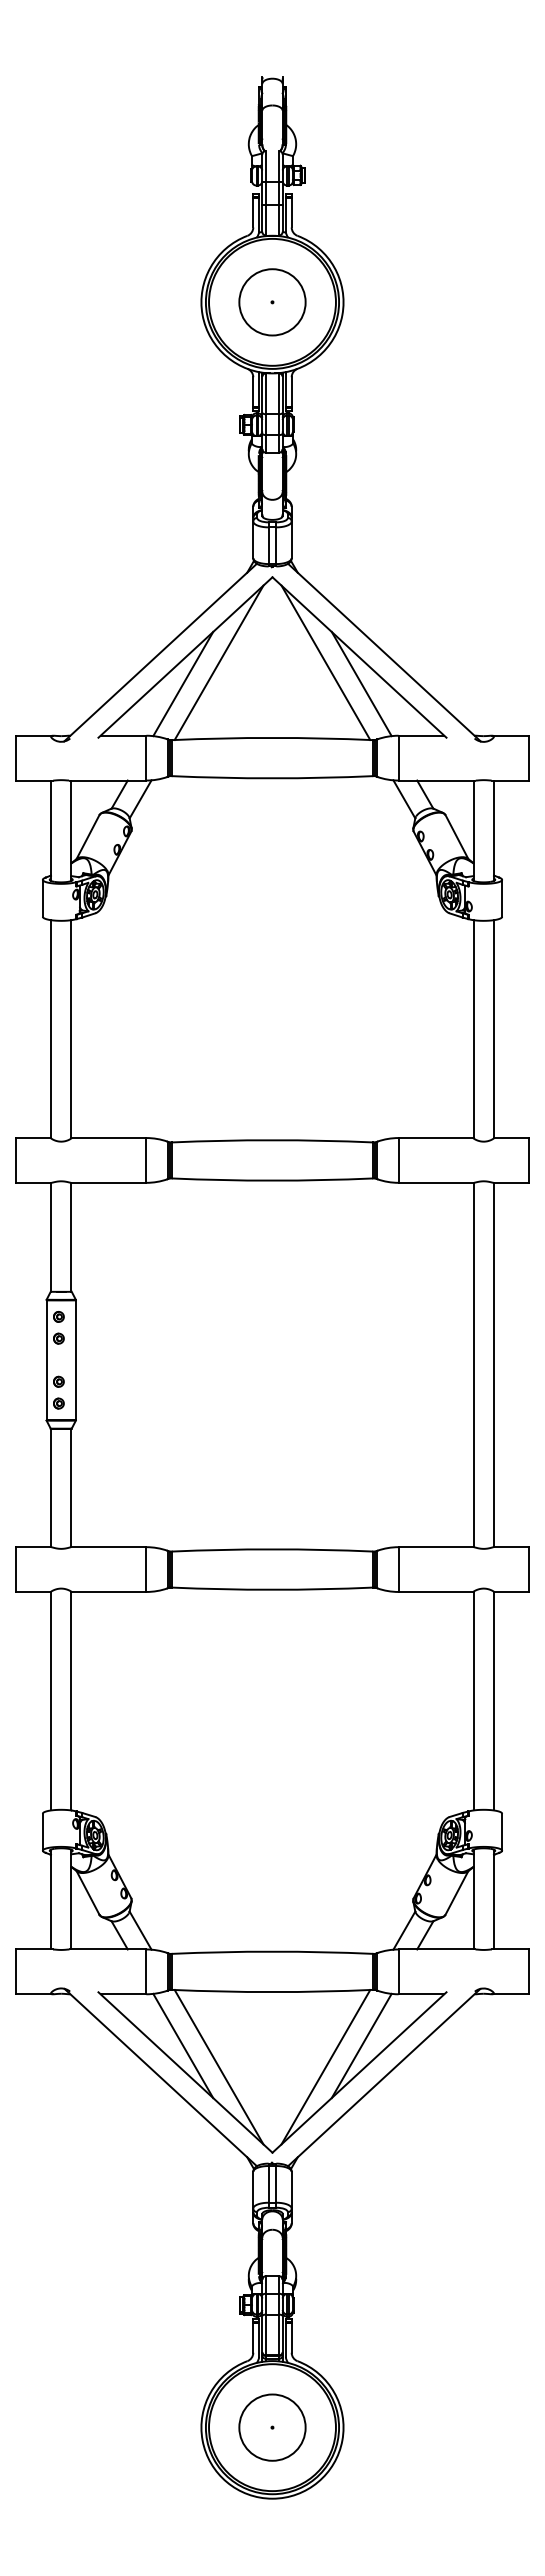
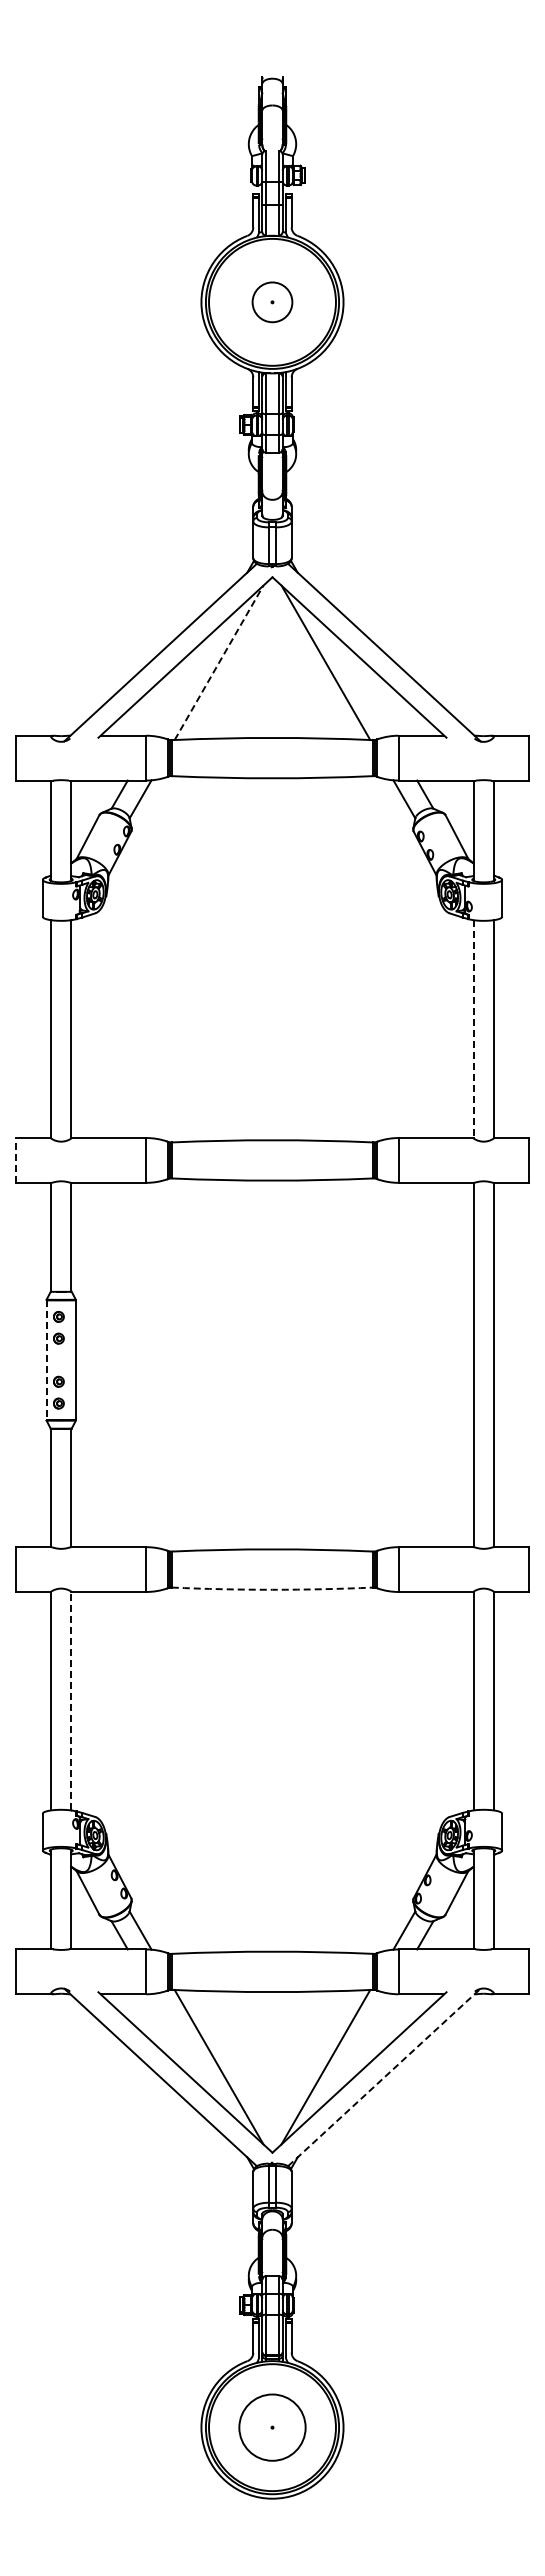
circle diameter: 66 px -> 40 px (272, 302)
line: solid -> dashed (219, 662)
line: present -> none (183, 683)
line: present -> none (361, 683)
line: solid -> dashed (473, 1029)
line: solid -> dashed (16, 1159)
line: solid -> dashed (46, 1360)
arc: solid -> dashed (272, 1589)
line: solid -> dashed (71, 1700)
line: present -> none (183, 2045)
line: present -> none (361, 2045)
line: solid -> dashed (384, 2077)
